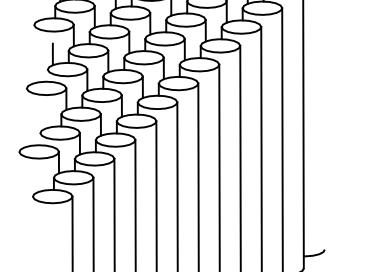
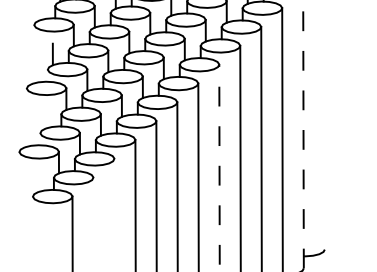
line: solid -> dashed (303, 133)
line: solid -> dashed (219, 167)
line: present -> none (114, 213)
line: present -> none (93, 222)
